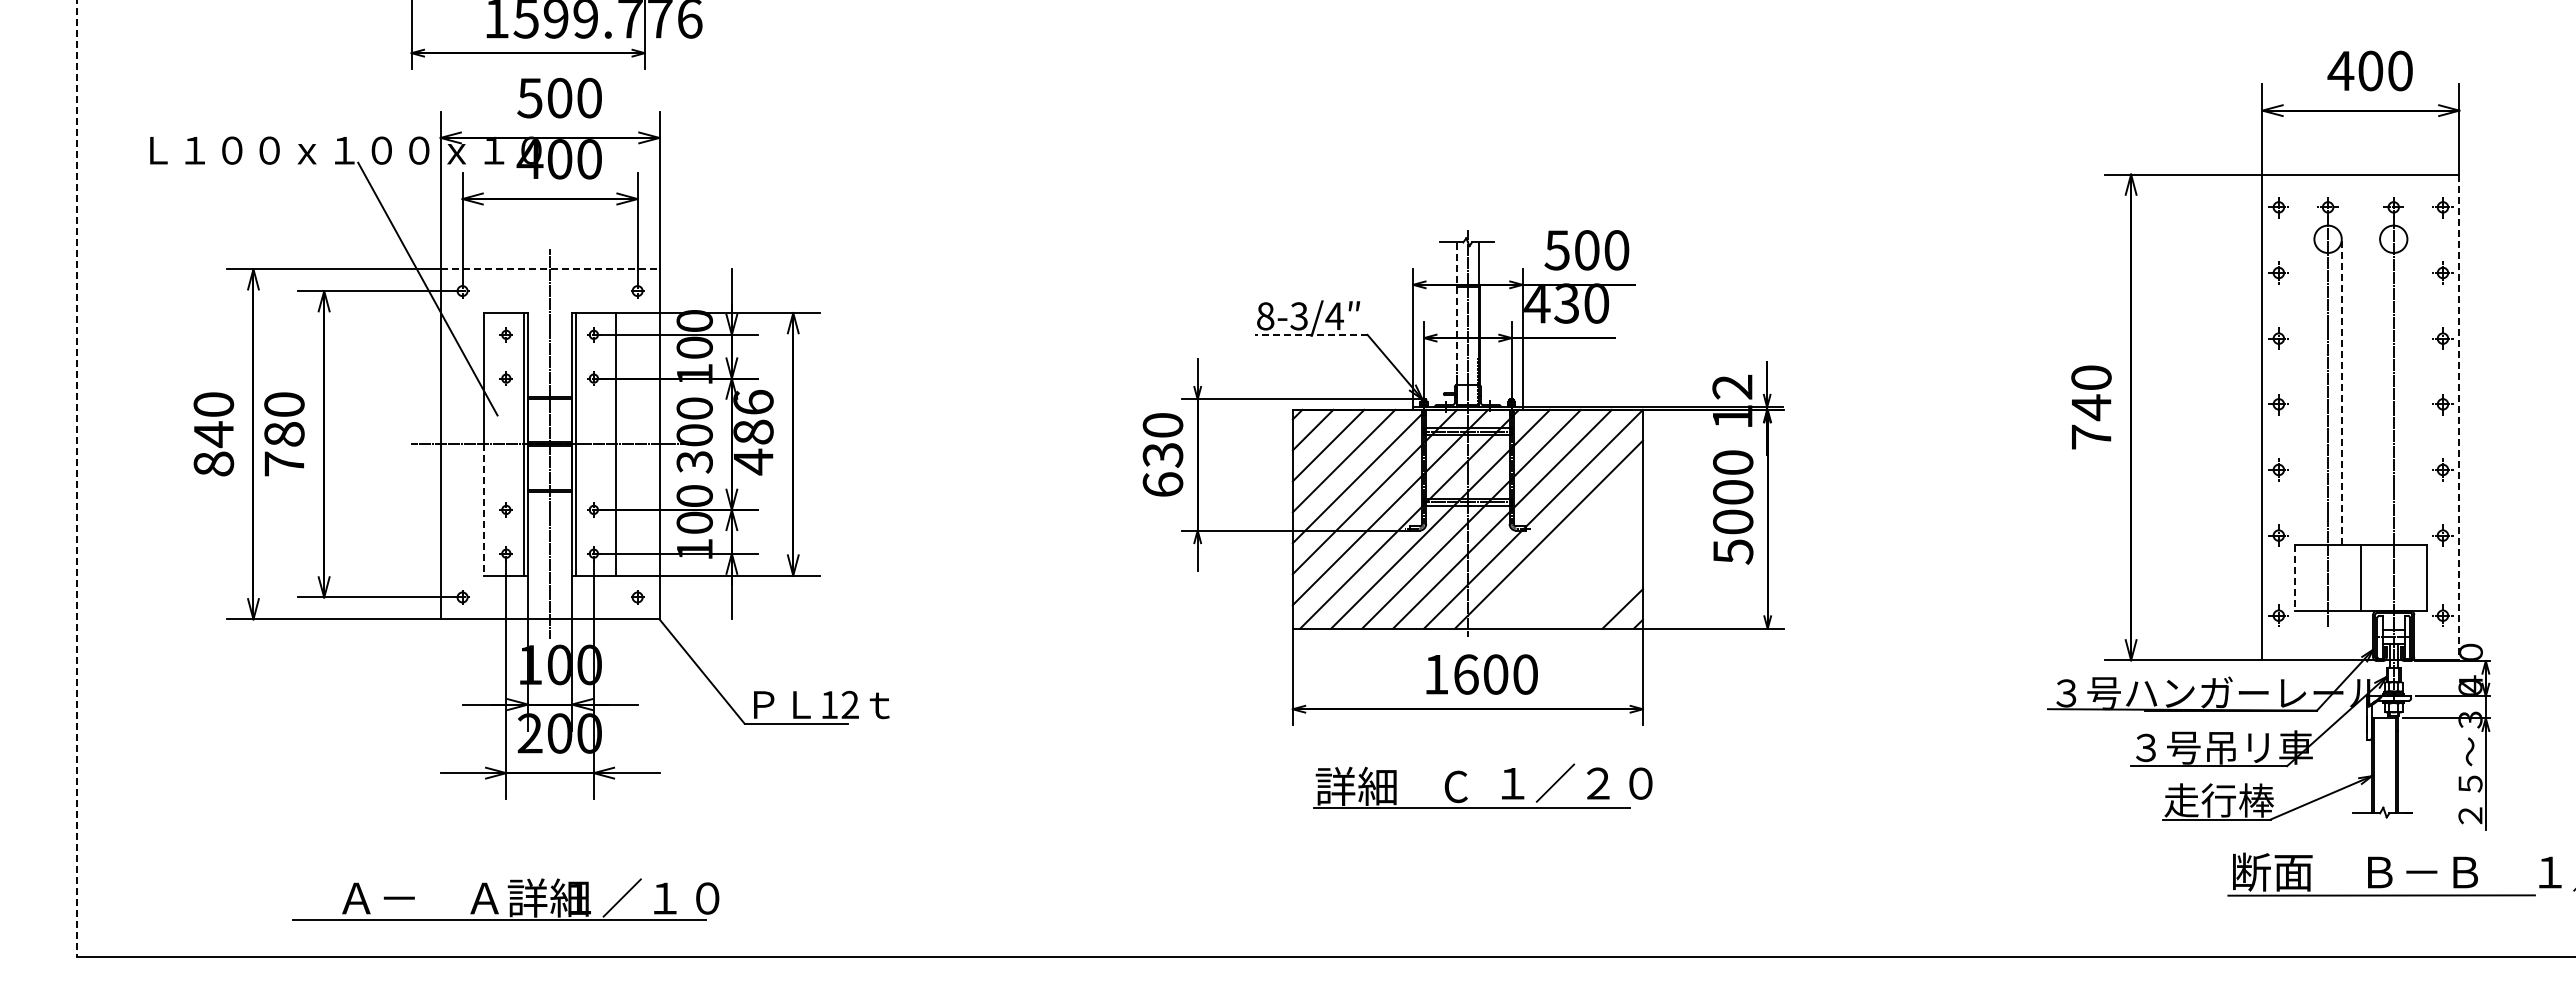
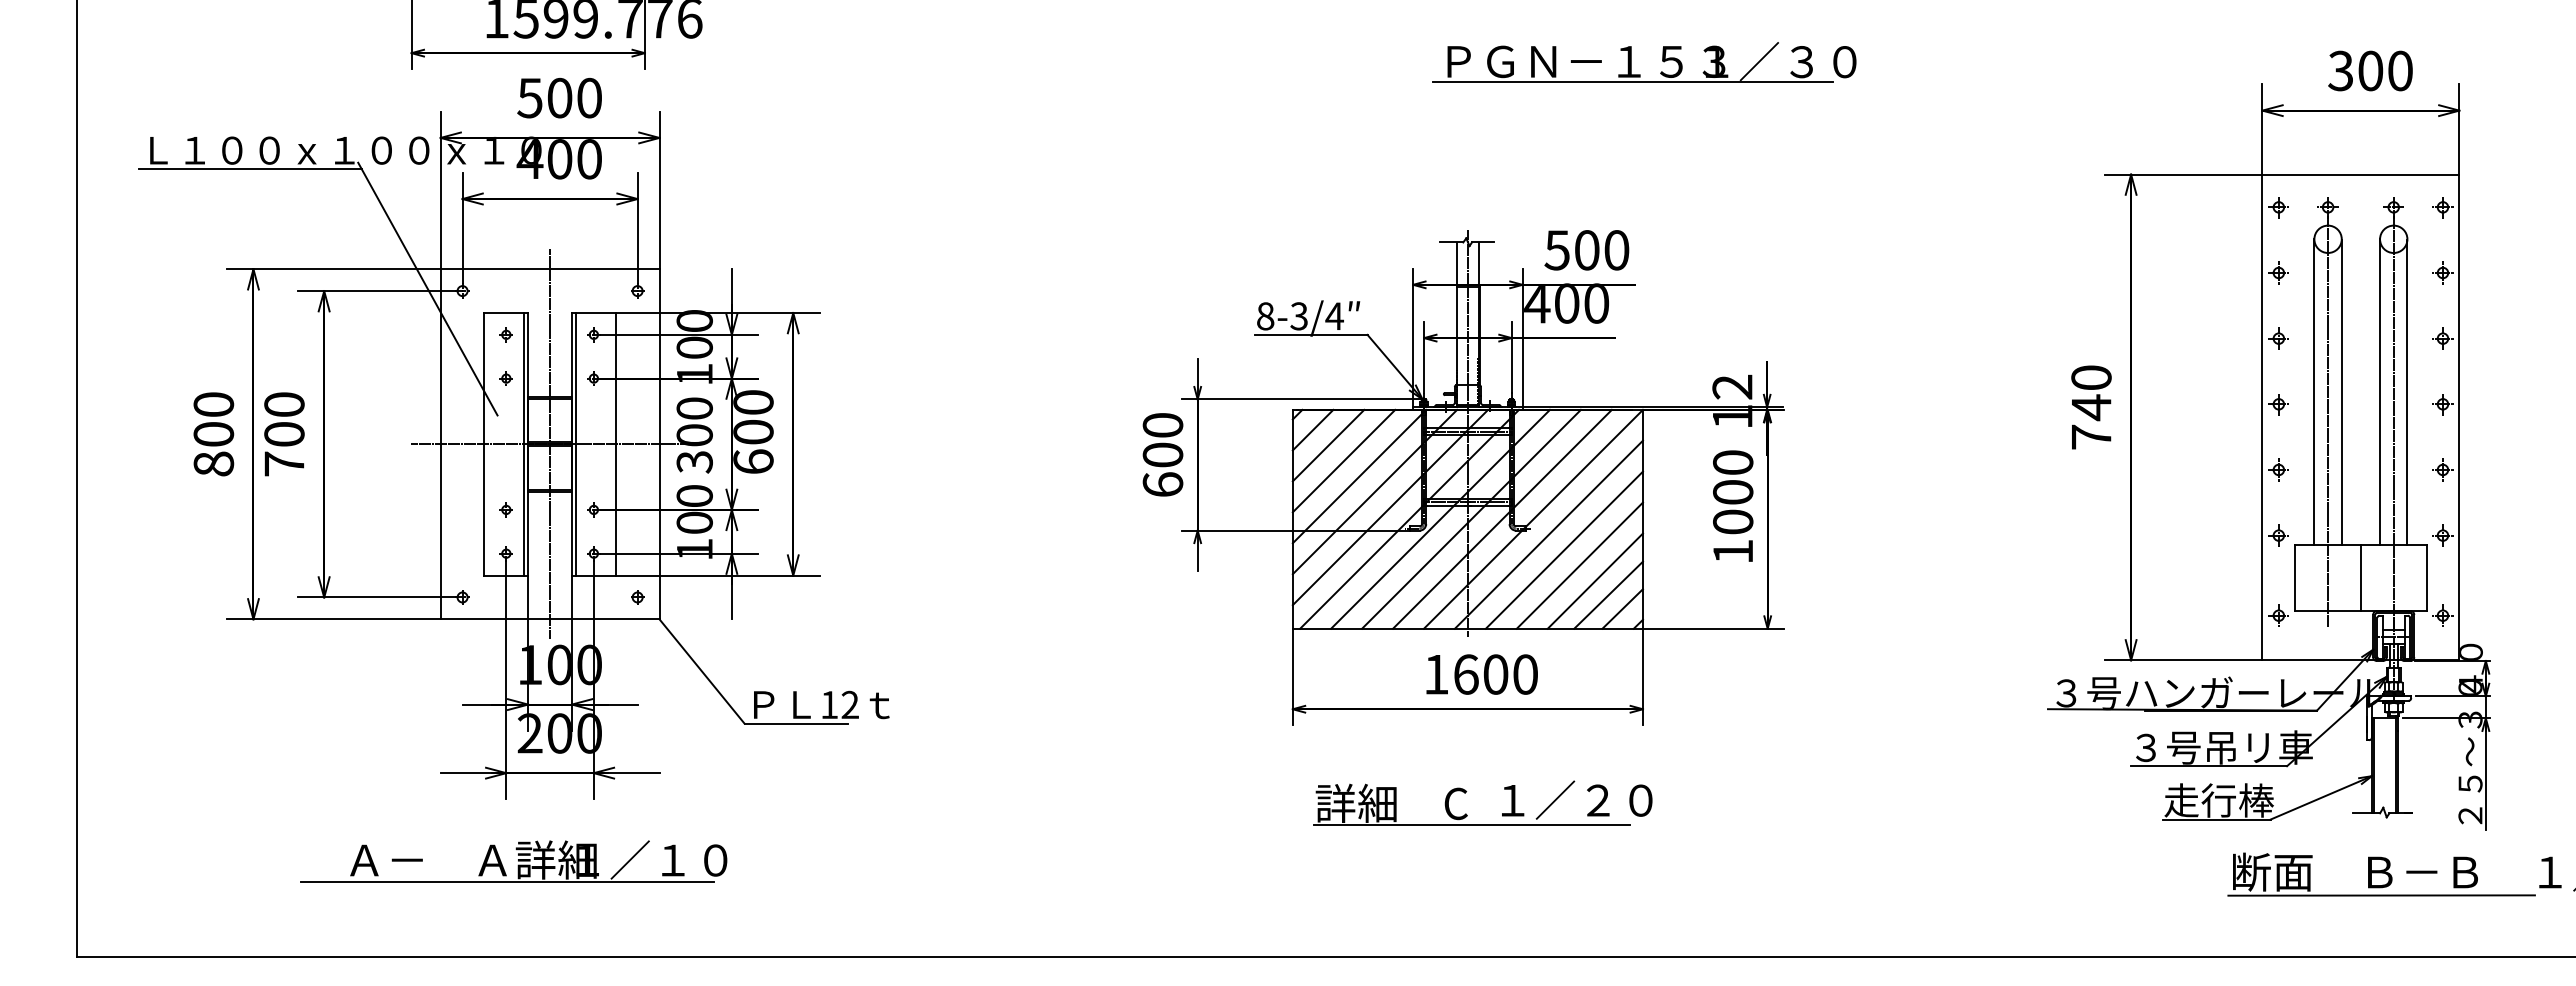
text: 400 -> 300 (2340, 70)
part: none -> present (1640, 74)
line: none -> present (250, 169)
line: dashed -> solid (550, 269)
text: 430 -> 400 (1566, 303)
line: dashed -> solid (1456, 314)
line: dashed -> solid (1310, 334)
line: none -> present (2314, 392)
line: dashed -> solid (2341, 392)
line: none -> present (2380, 392)
line: none -> present (2407, 392)
line: dashed -> solid (2459, 417)
text: 486 -> 600 (753, 432)
text: 840 -> 800 (213, 434)
text: 780 -> 700 (284, 434)
text: 630 -> 600 (1162, 454)
line: dashed -> solid (77, 478)
line: dashed -> solid (484, 509)
line: none -> present (1563, 549)
text: 5000 -> 1000 (1733, 551)
line: none -> present (1579, 565)
line: dashed -> solid (2295, 578)
line: none -> present (1594, 580)
line: none -> present (1608, 594)
part position: (1466, 775) -> (1466, 792) (1466, 792)
part position: (505, 899) -> (513, 861) (513, 861)
